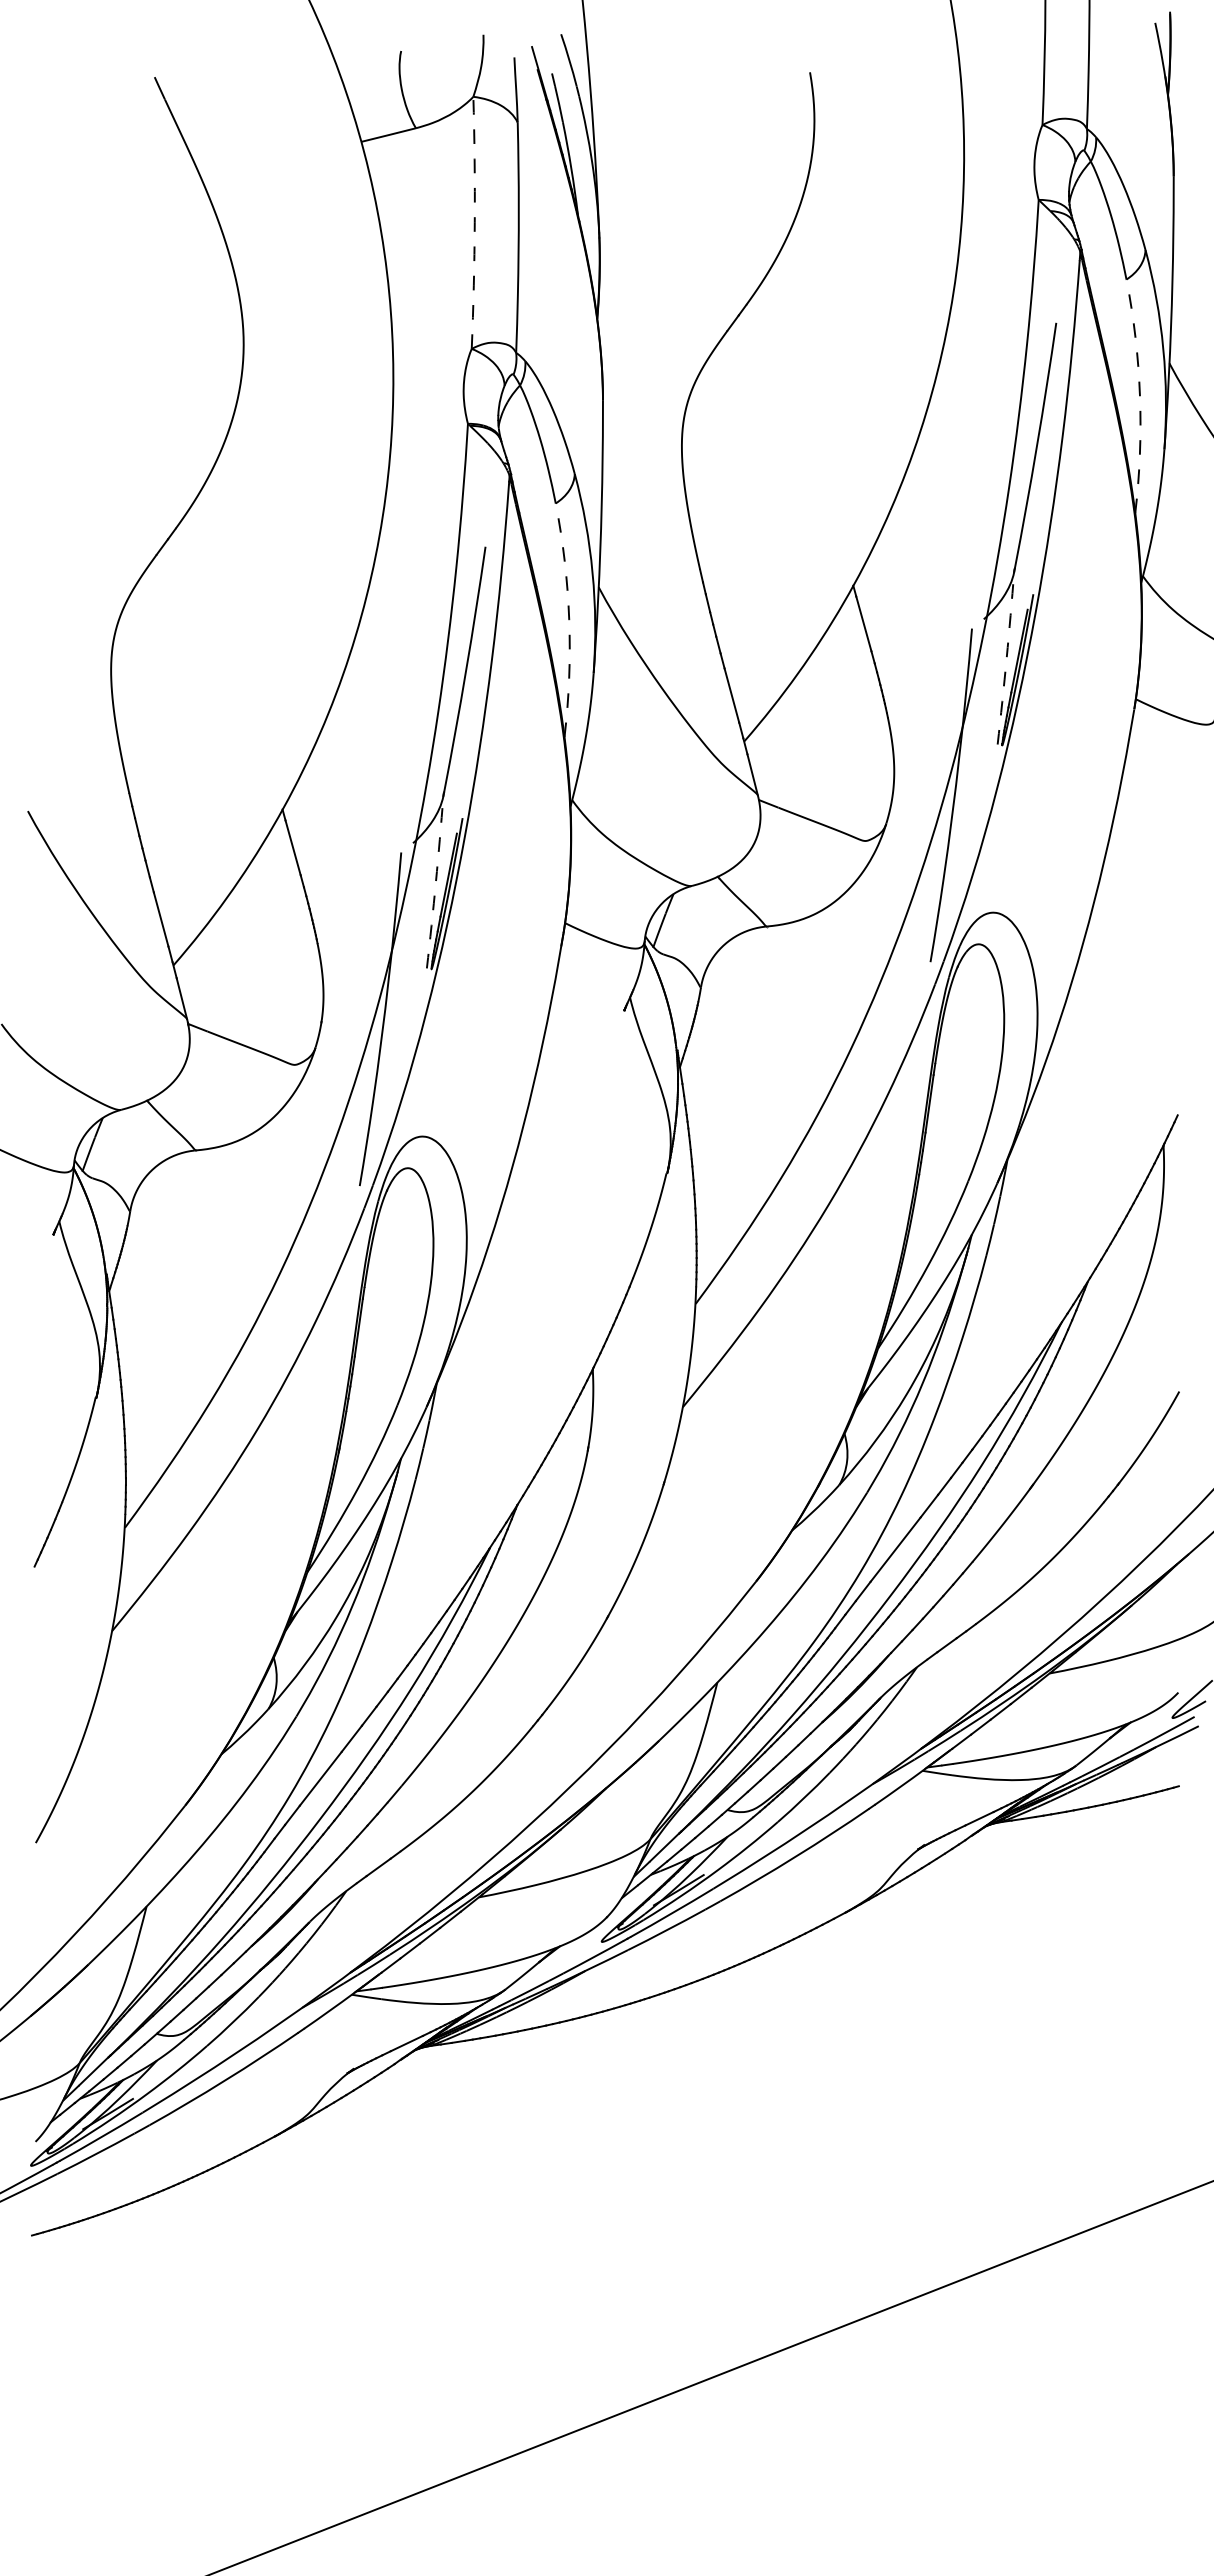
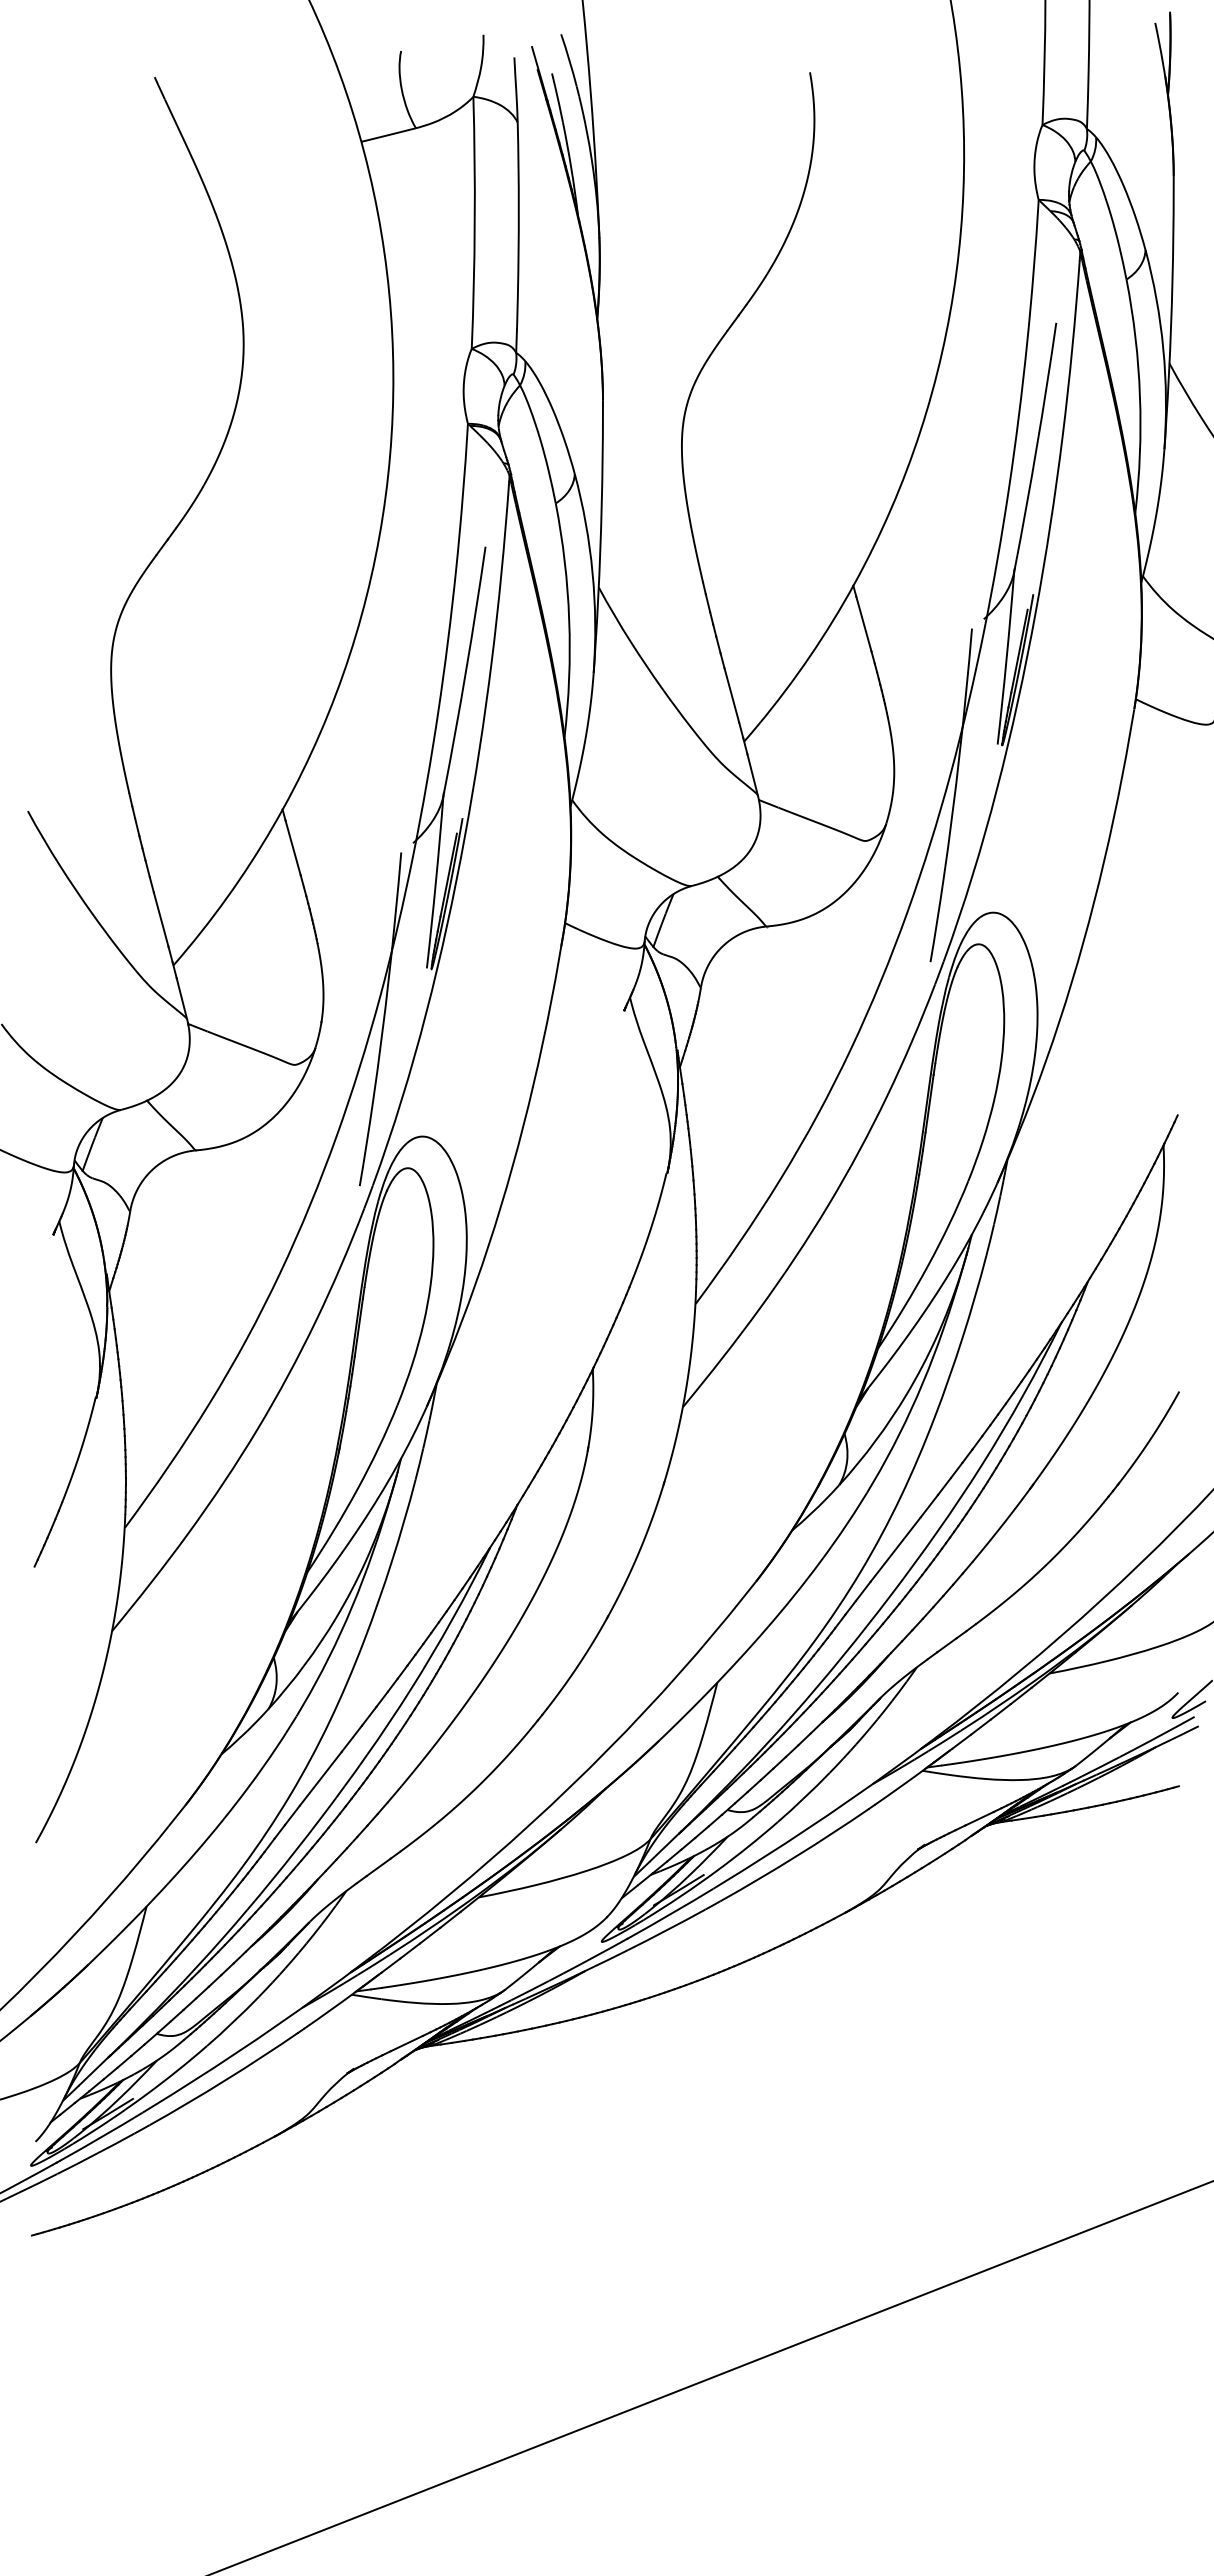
arc: dashed -> solid (474, 222)
arc: dashed -> solid (1139, 396)
arc: dashed -> solid (569, 619)
arc: dashed -> solid (1006, 658)
arc: dashed -> solid (435, 882)
